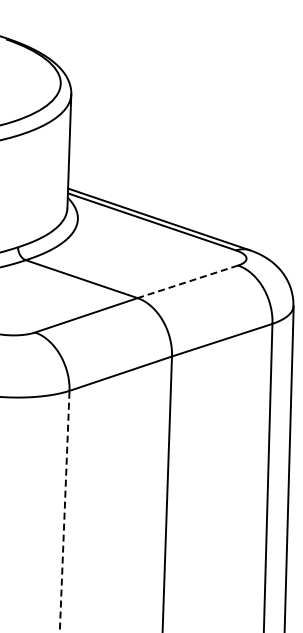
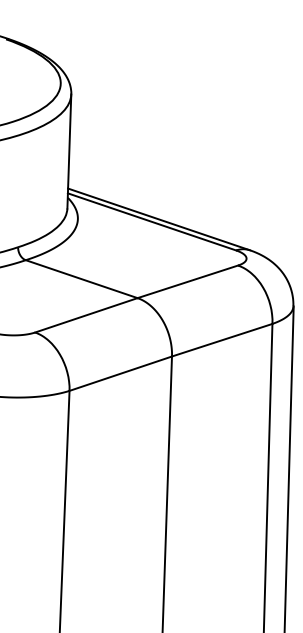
line: dashed -> solid (187, 281)
line: dashed -> solid (64, 511)
